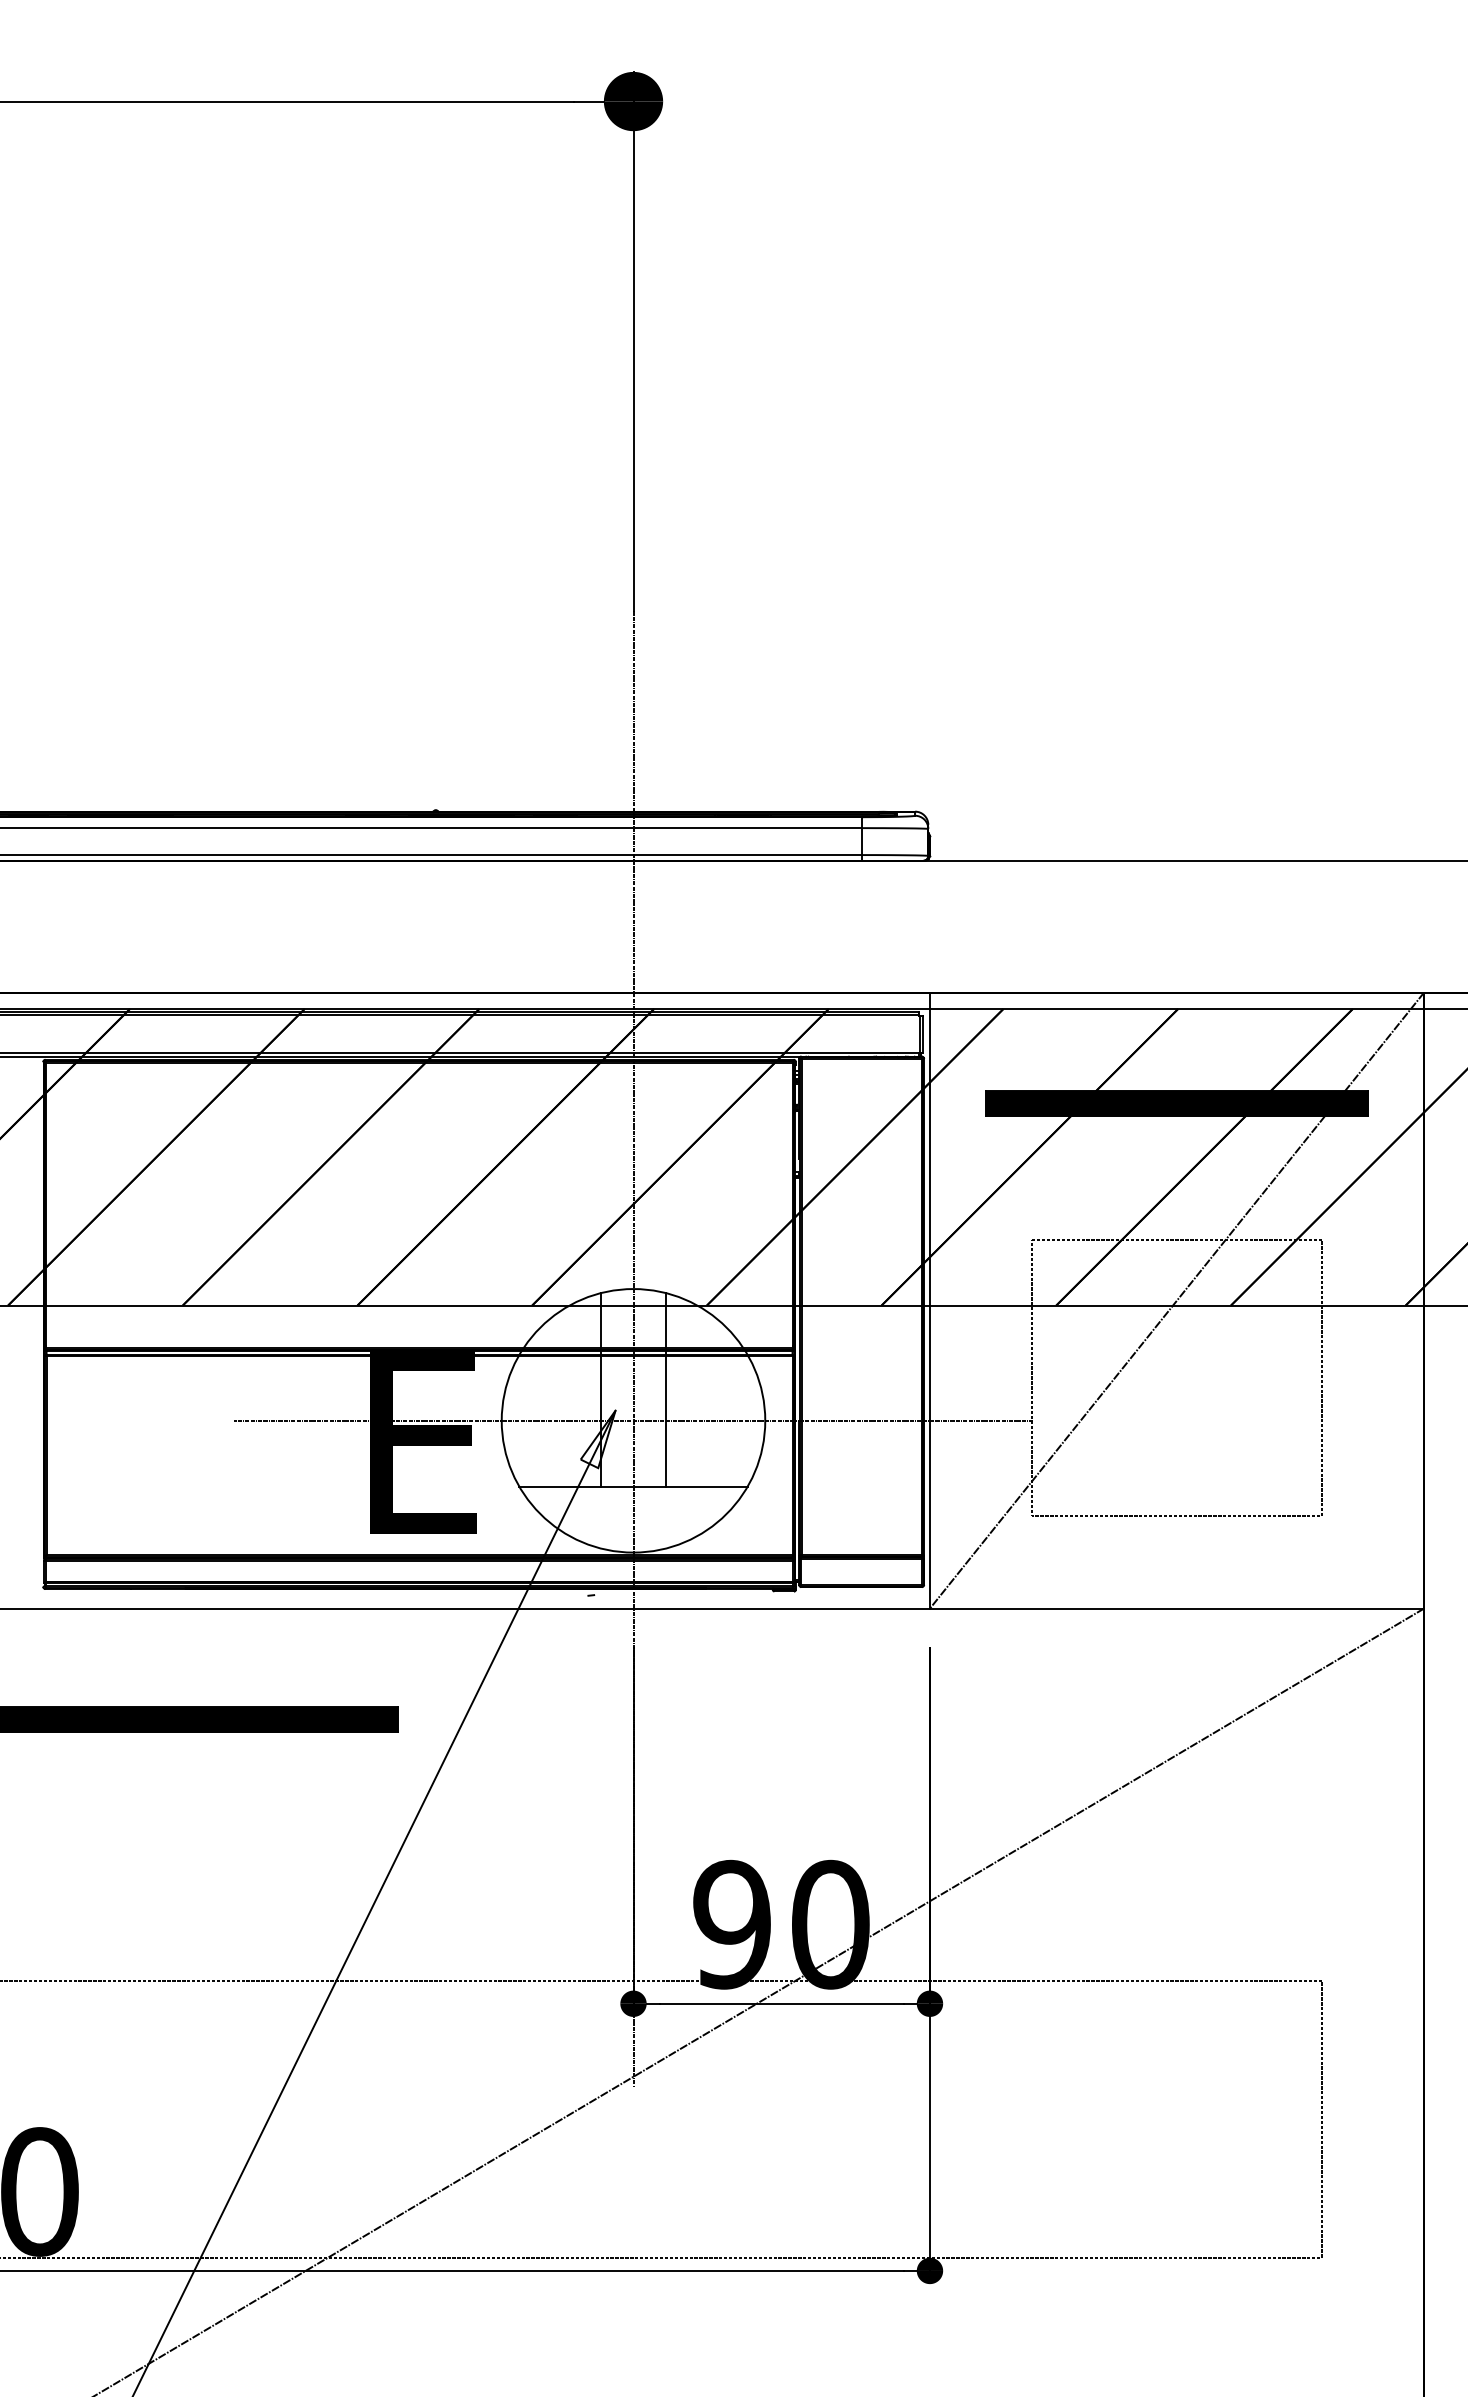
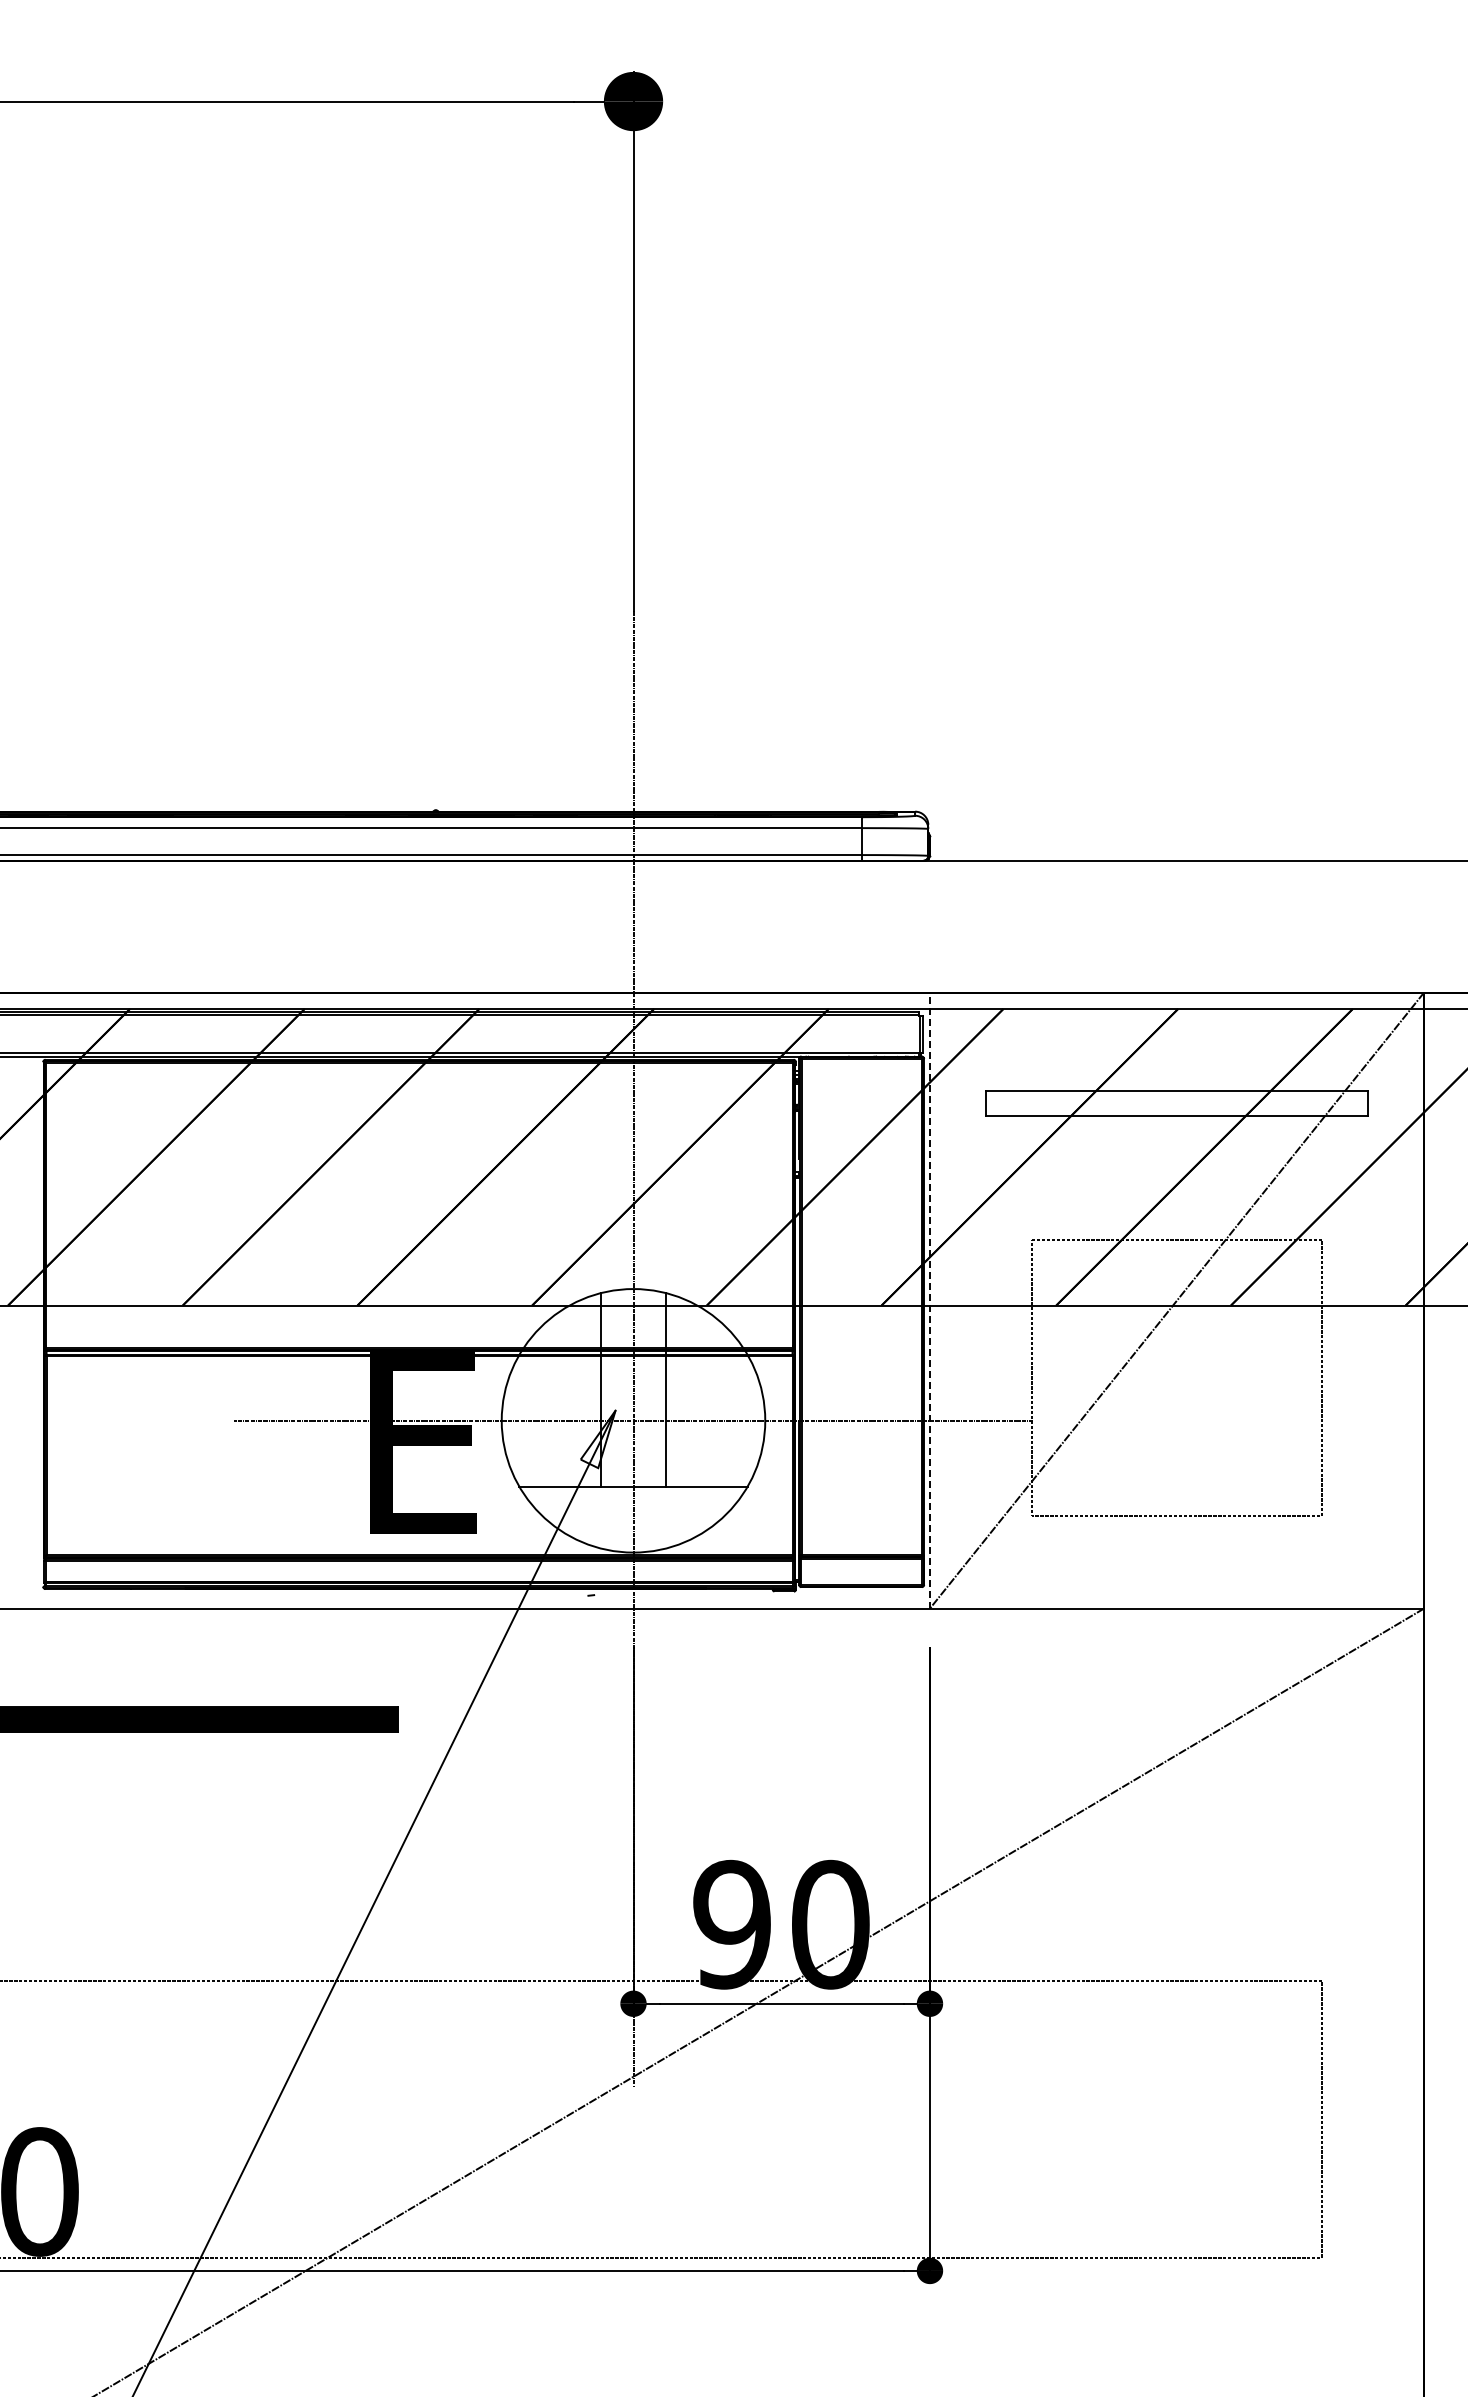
hatch: present -> none (1176, 1103)
line: solid -> dashed (929, 1300)
